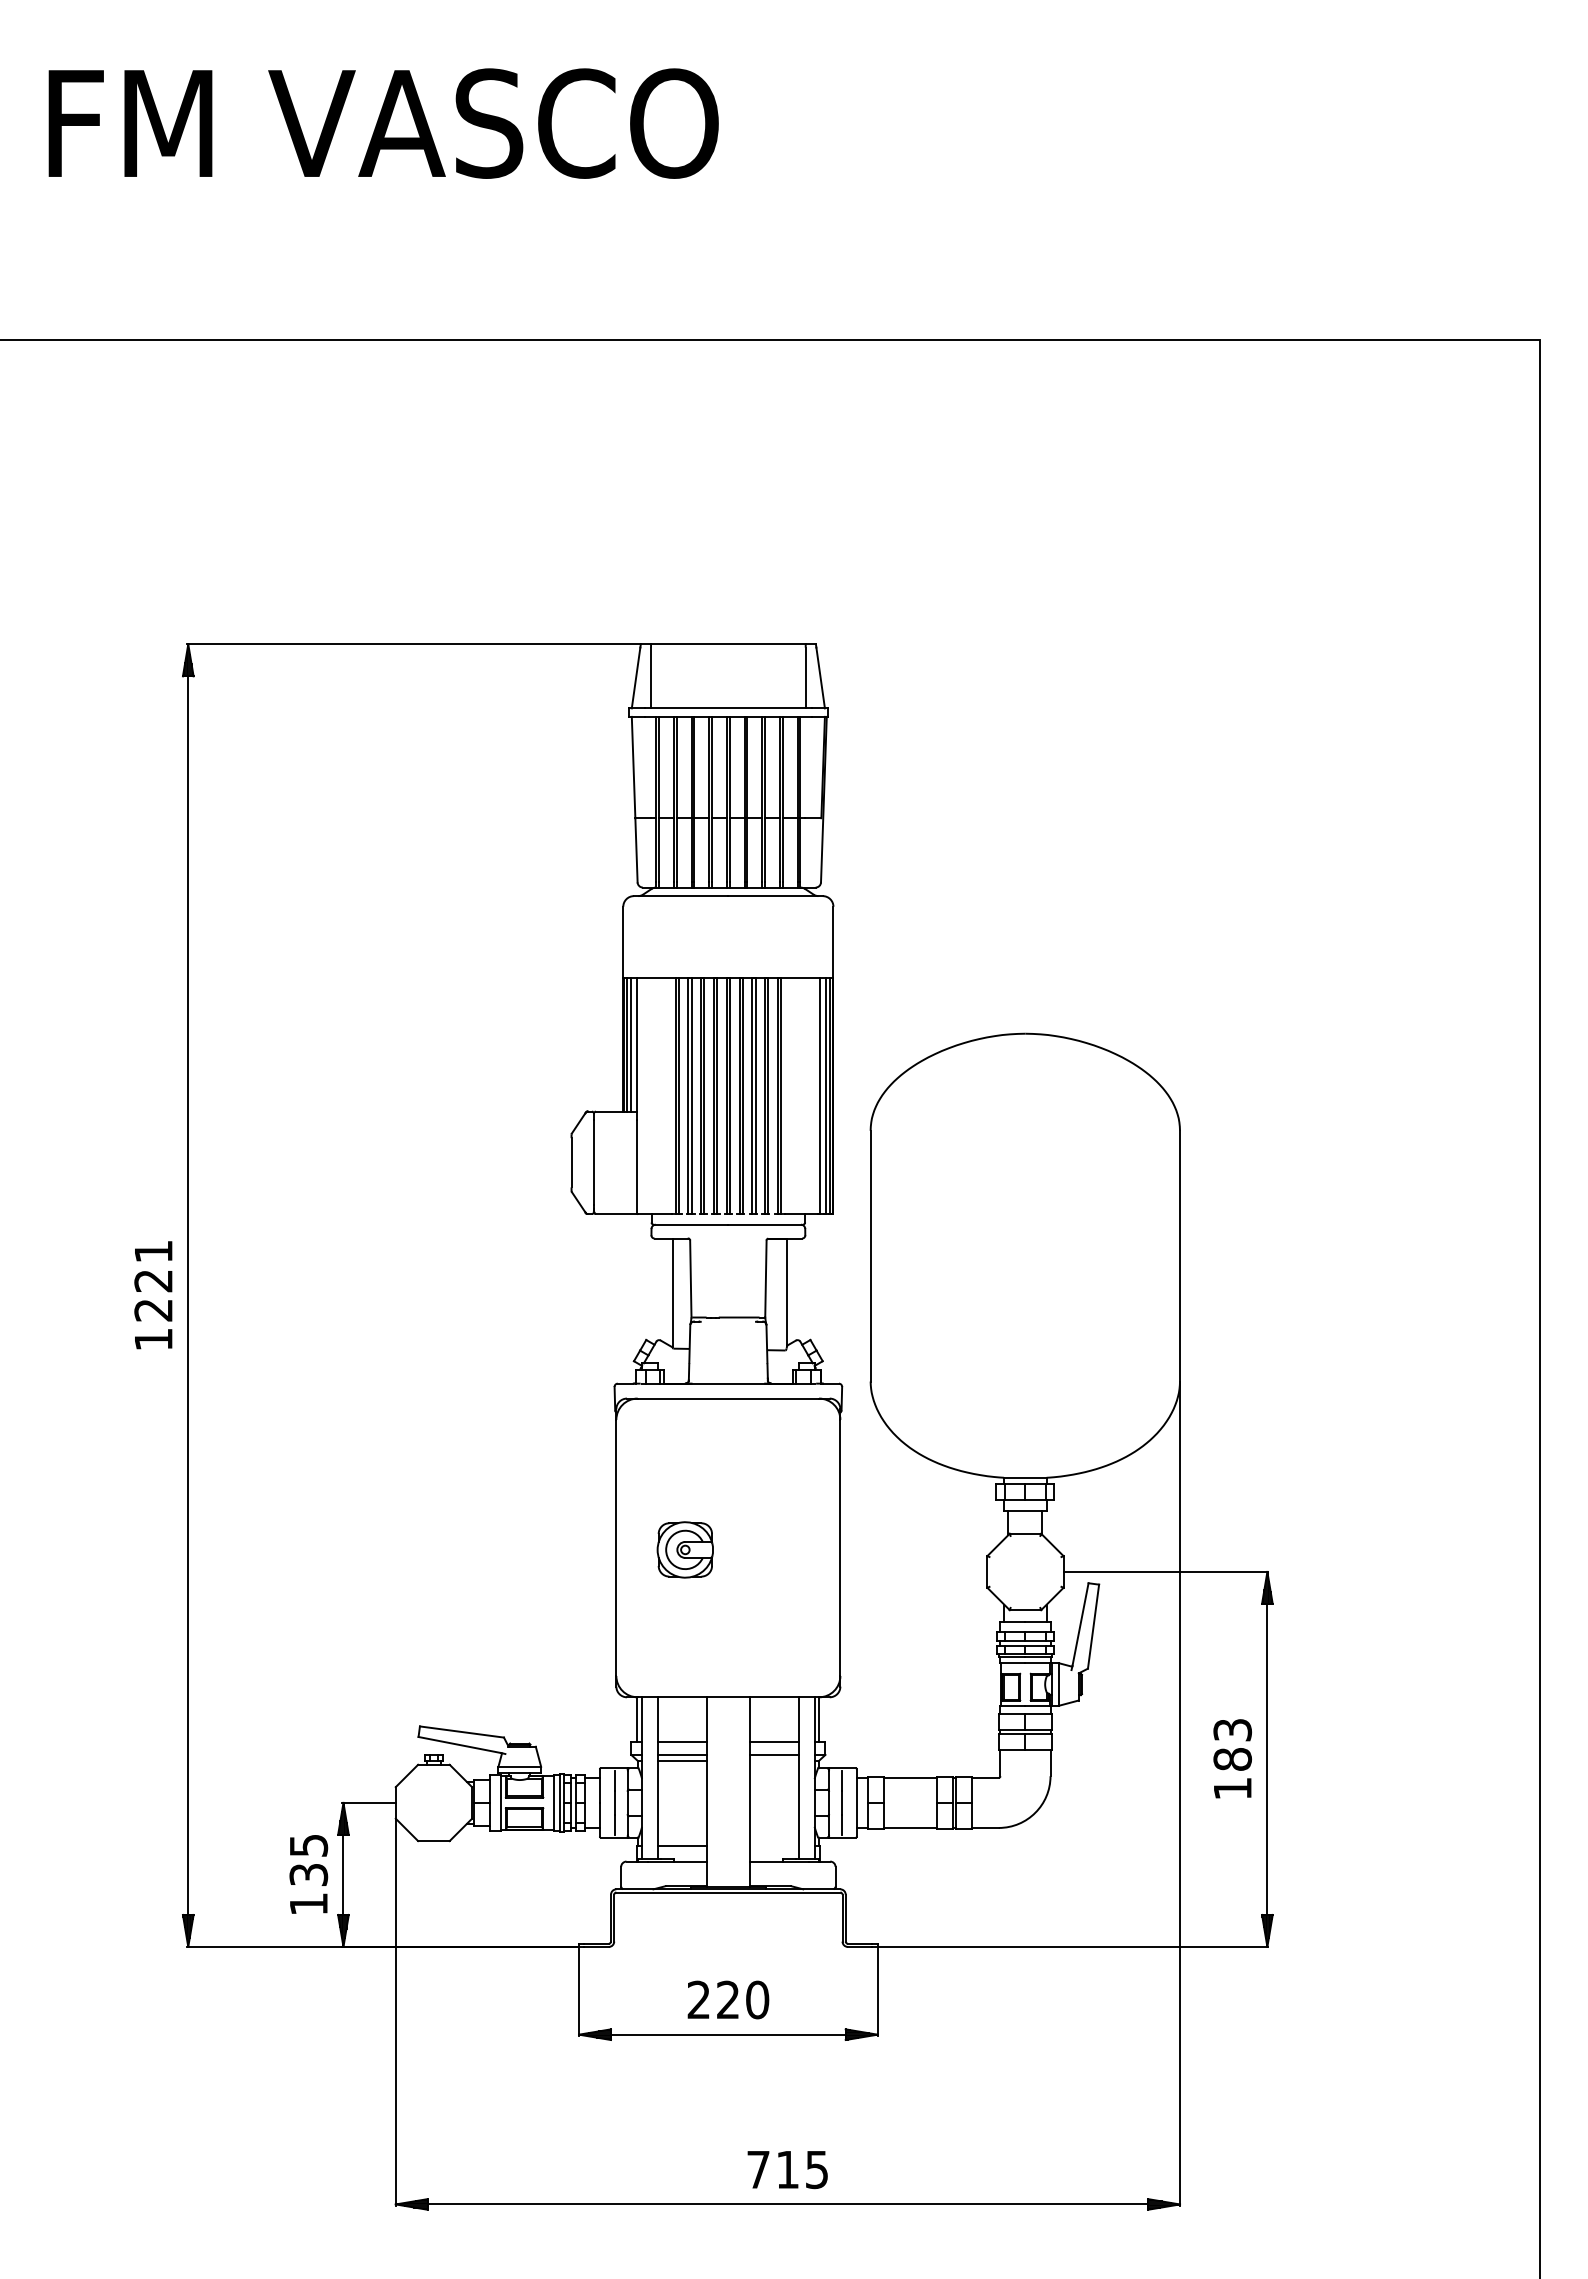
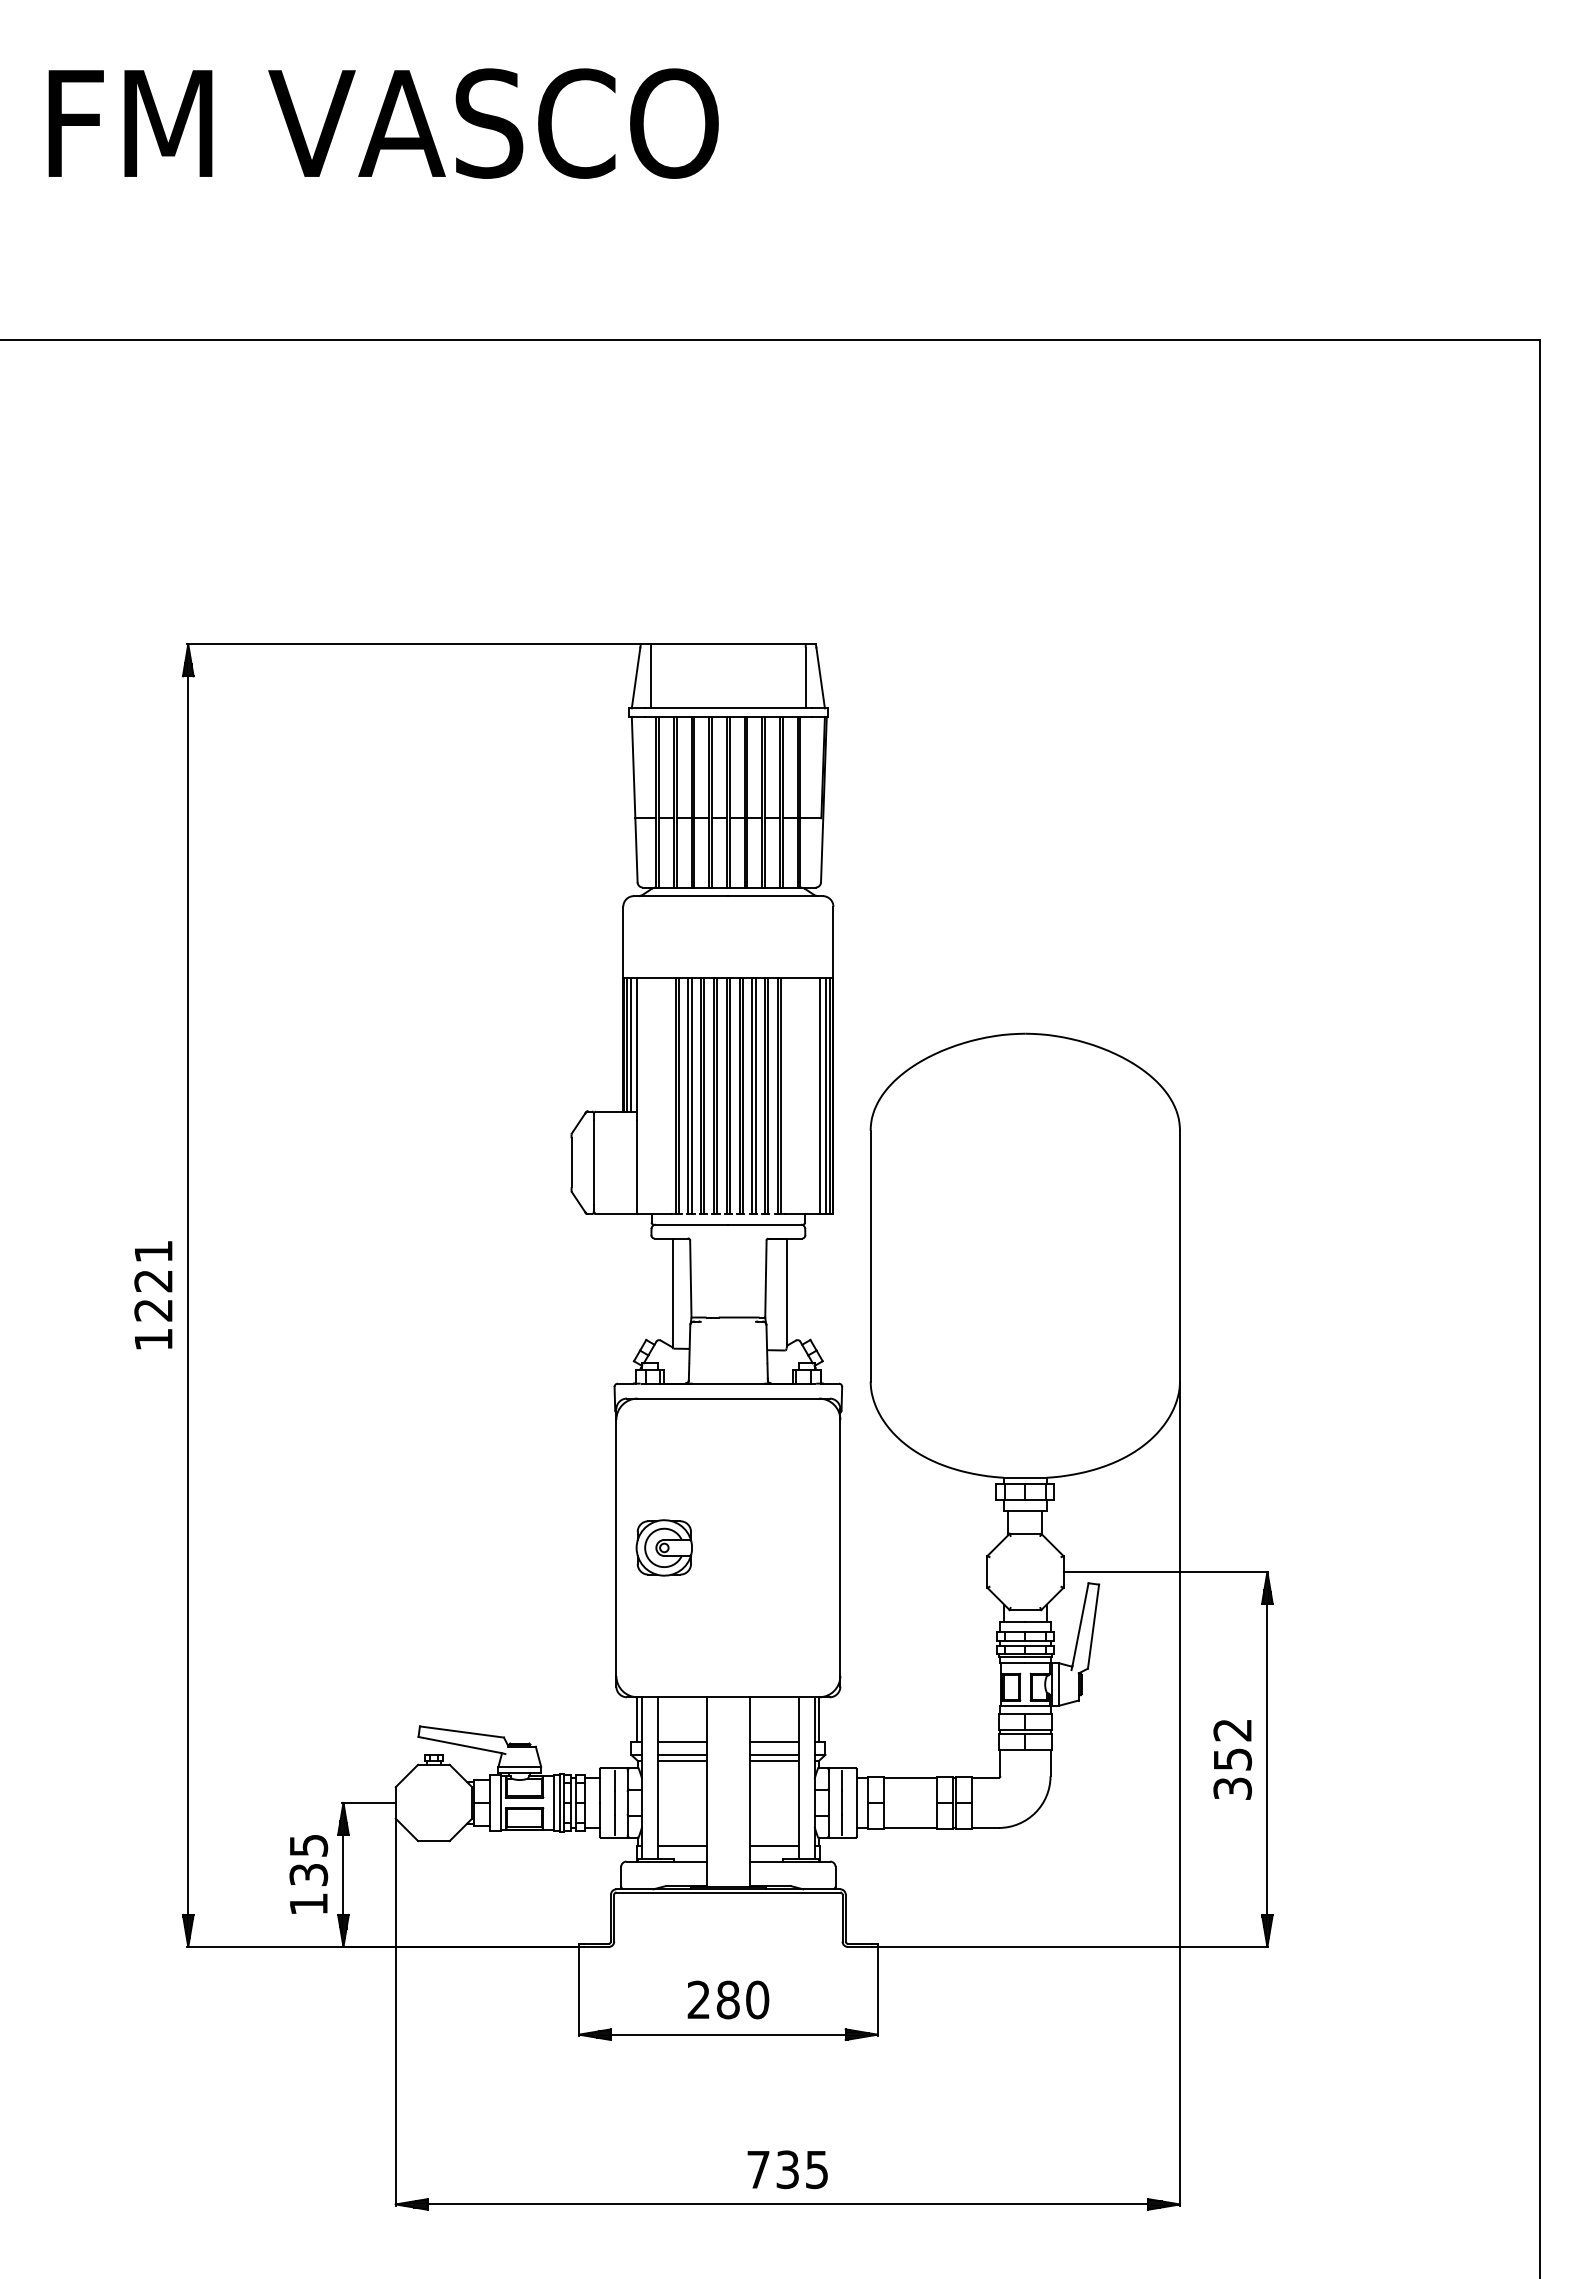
part position: (684, 1549) -> (663, 1547) (663, 1547)
text: 183 -> 352 (1232, 1759)
line: none -> present (774, 1761)
line: none -> present (774, 1845)
text: 220 -> 280 (727, 1999)
text: 715 -> 735 (787, 2169)
